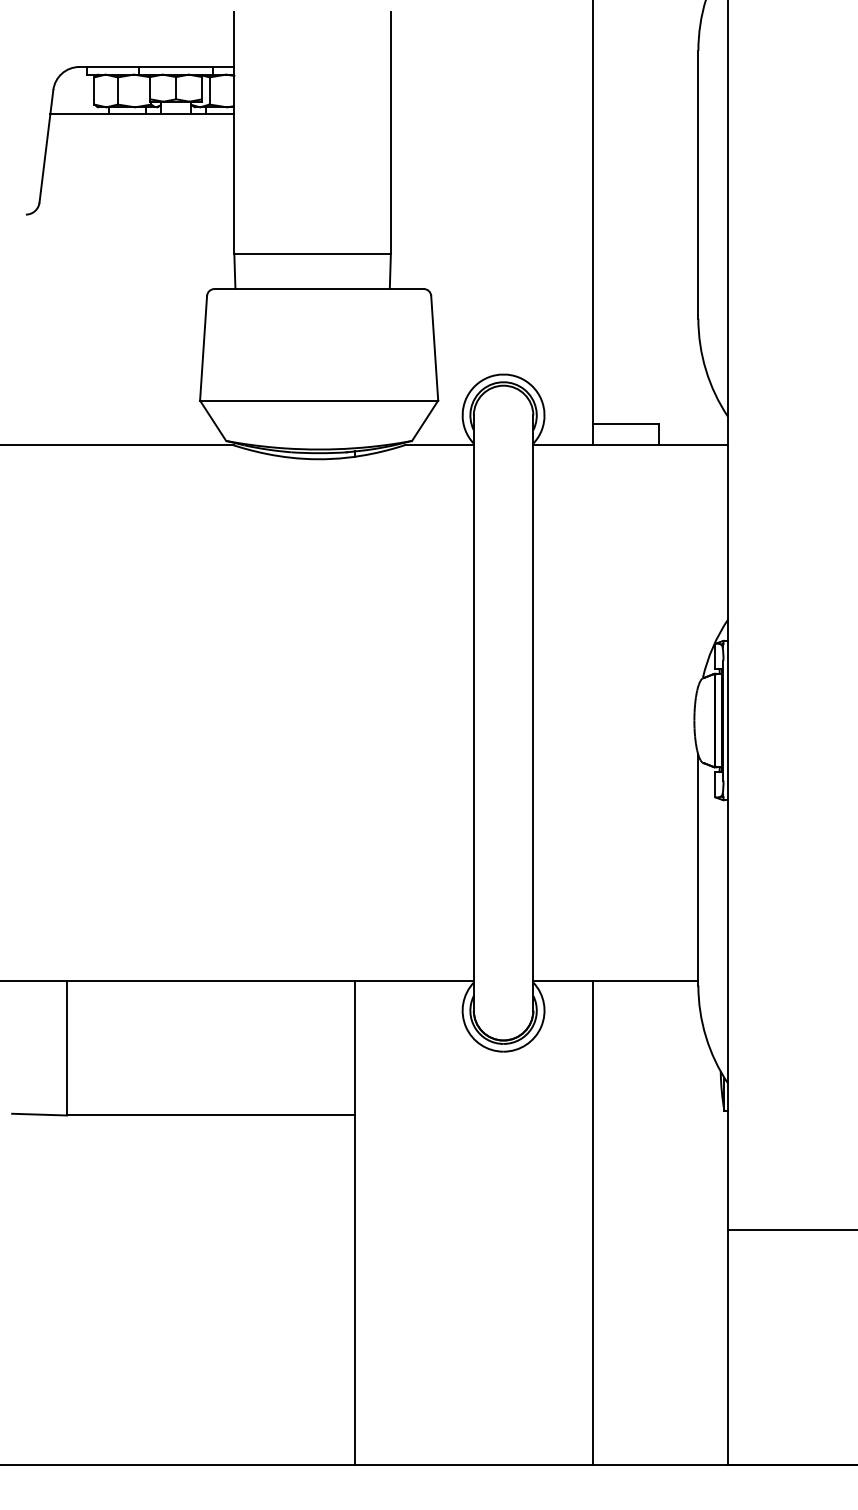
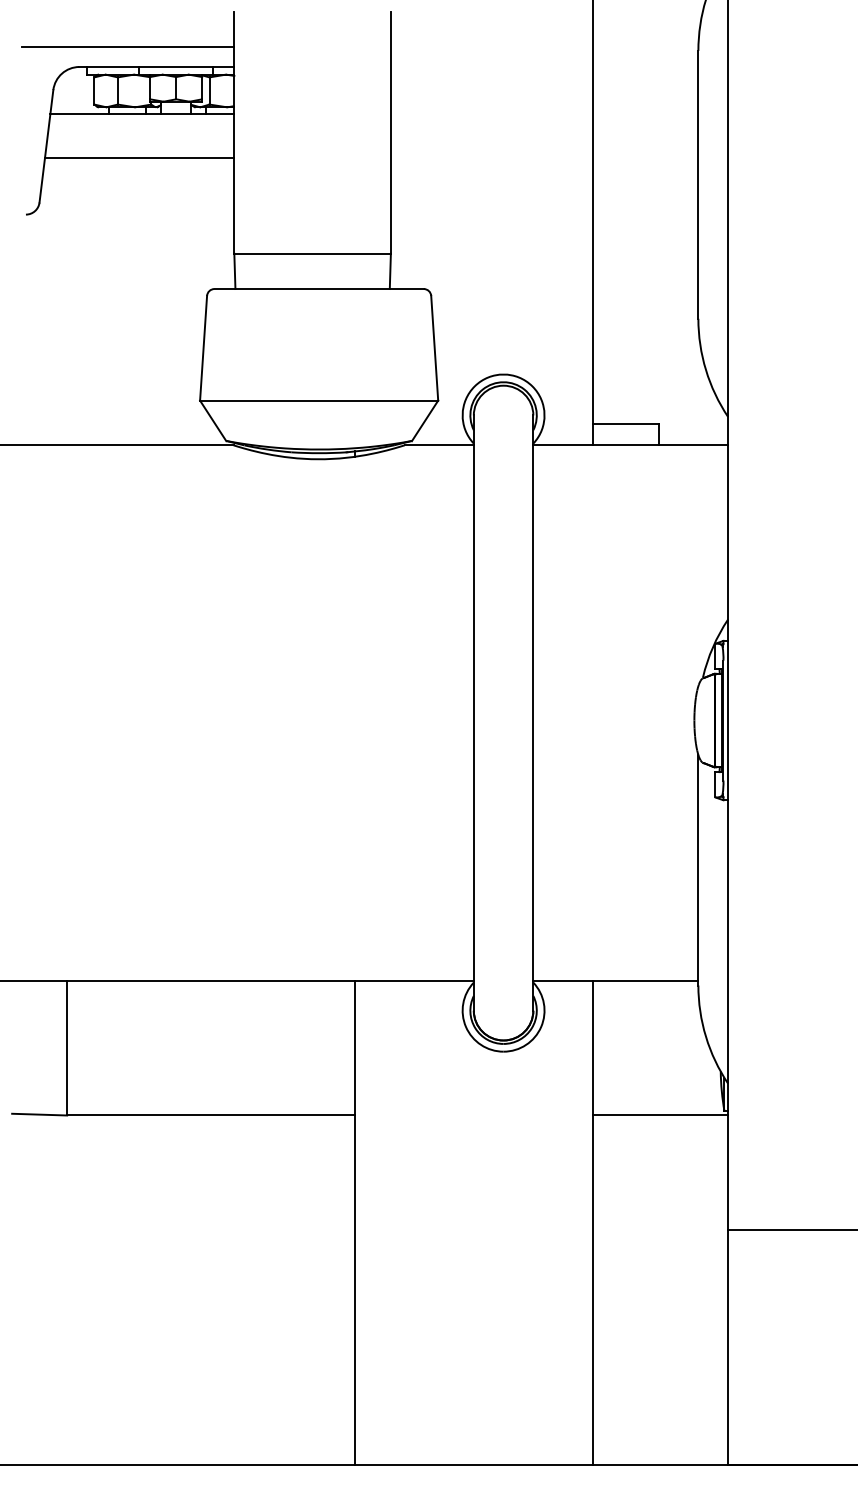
line: none -> present (128, 46)
line: none -> present (139, 158)
line: none -> present (660, 1115)
